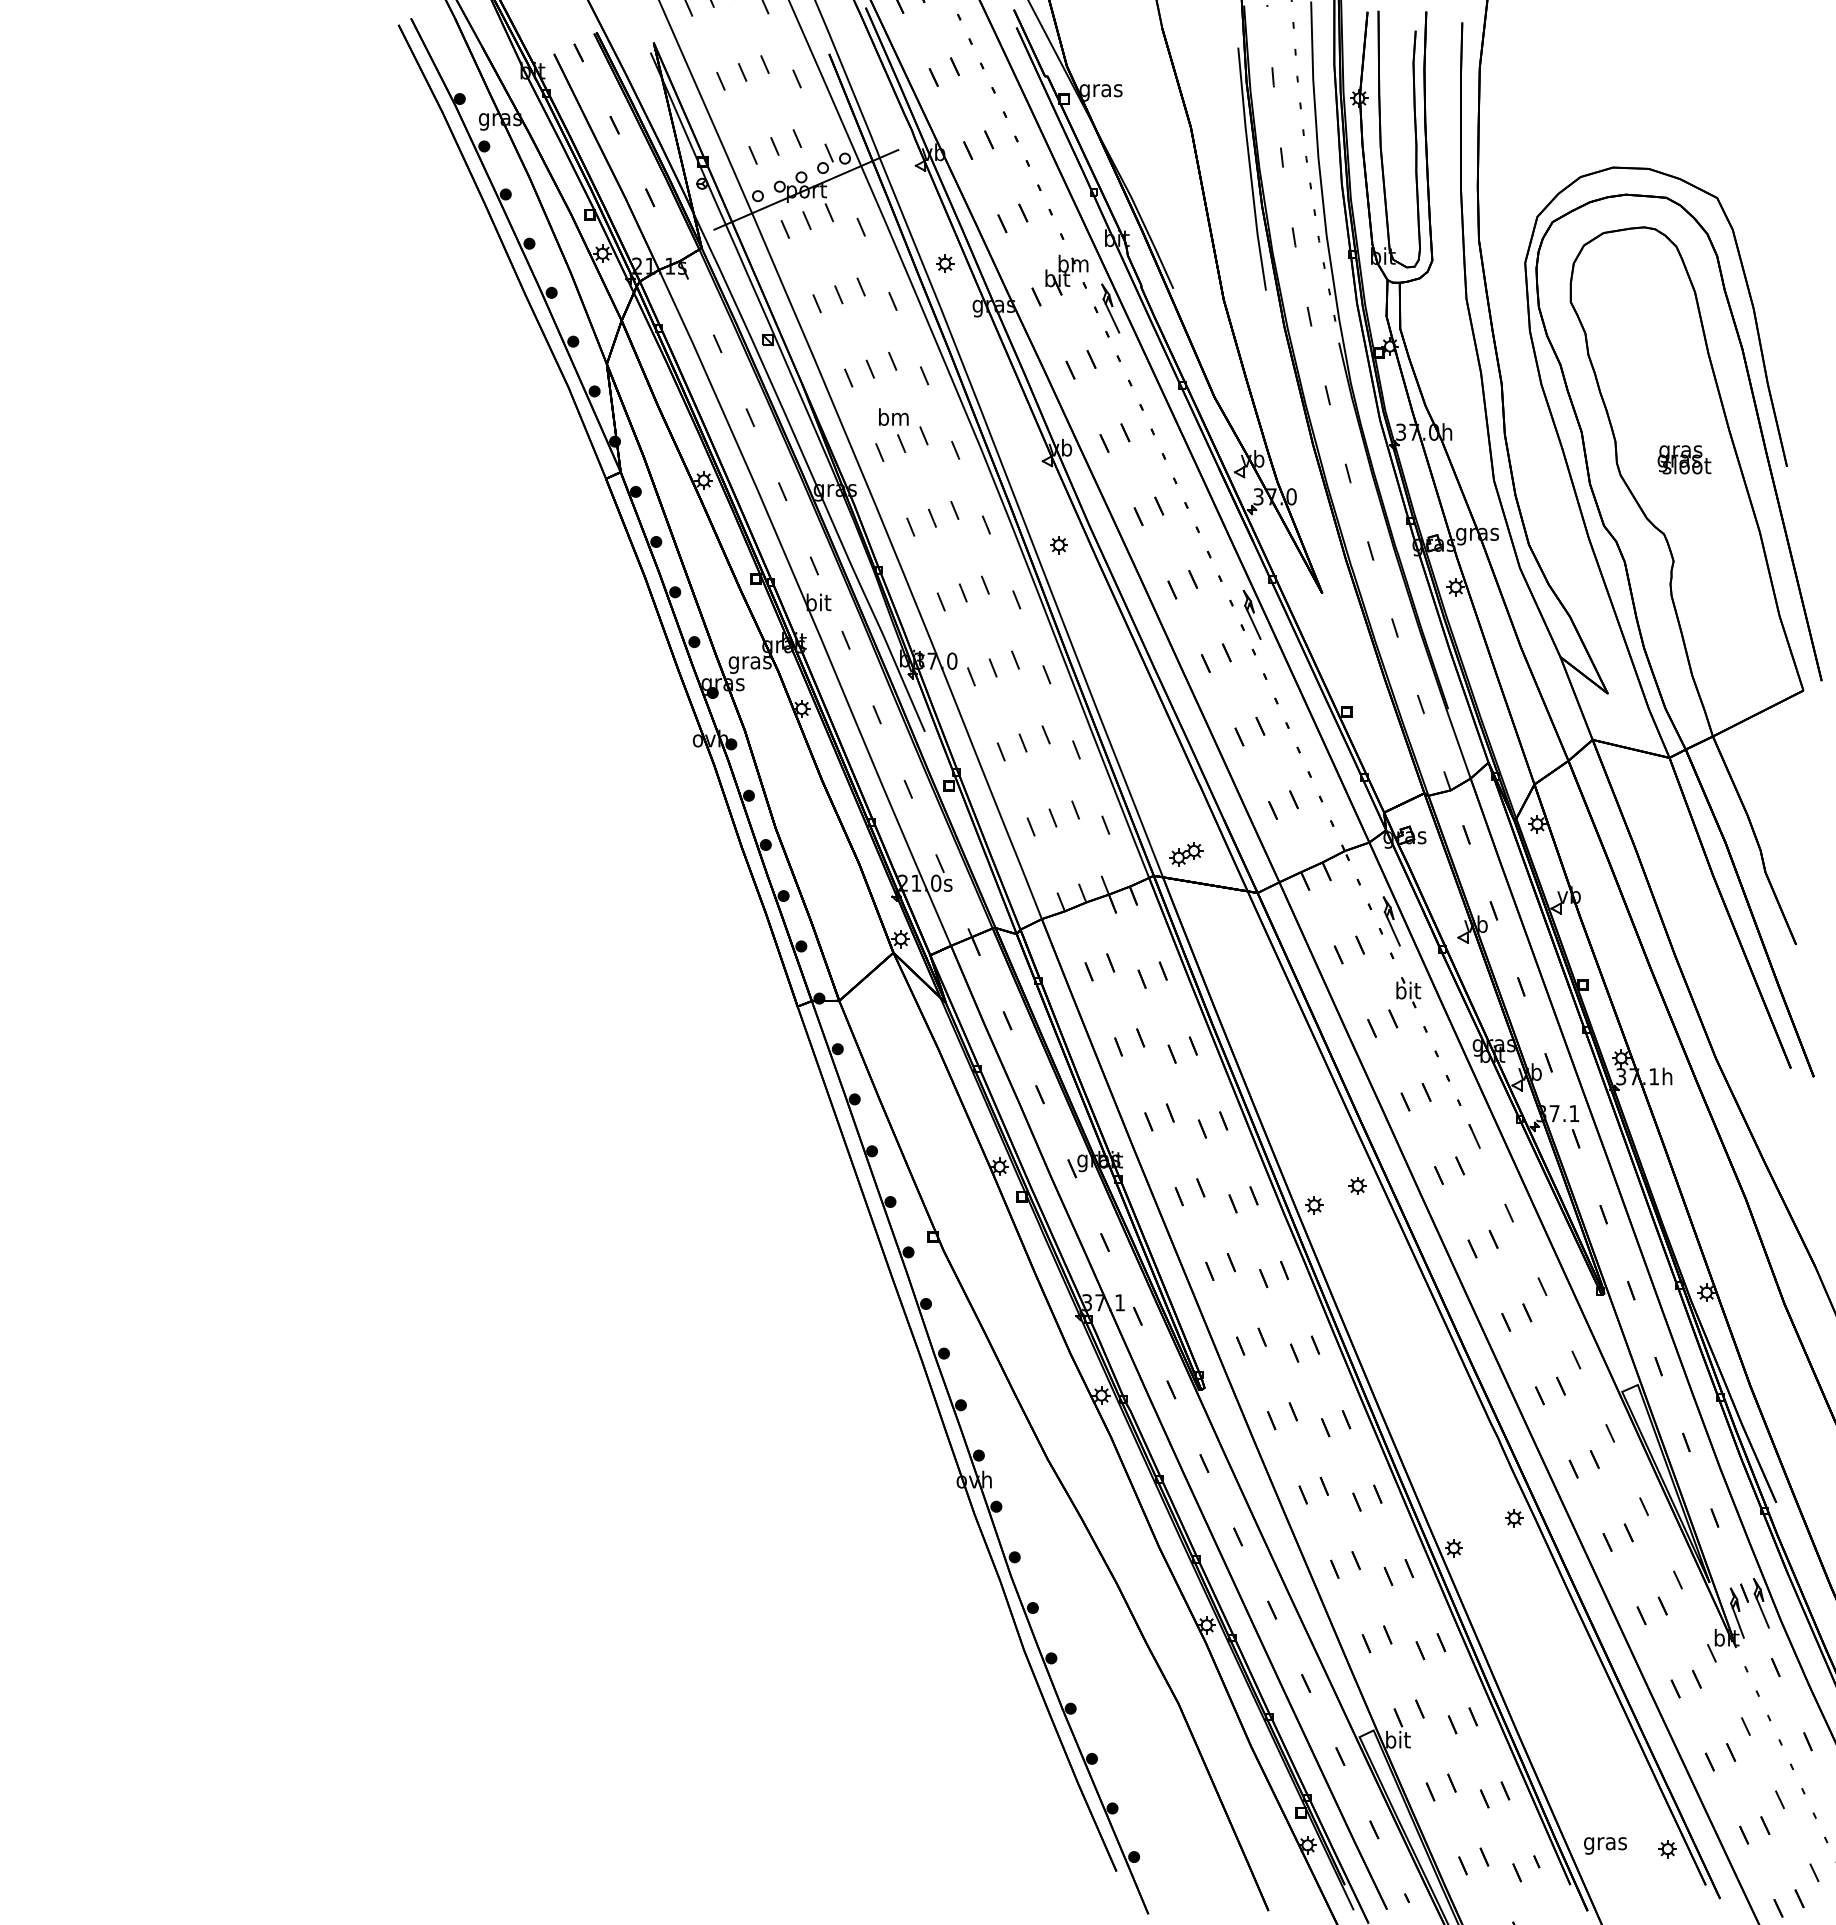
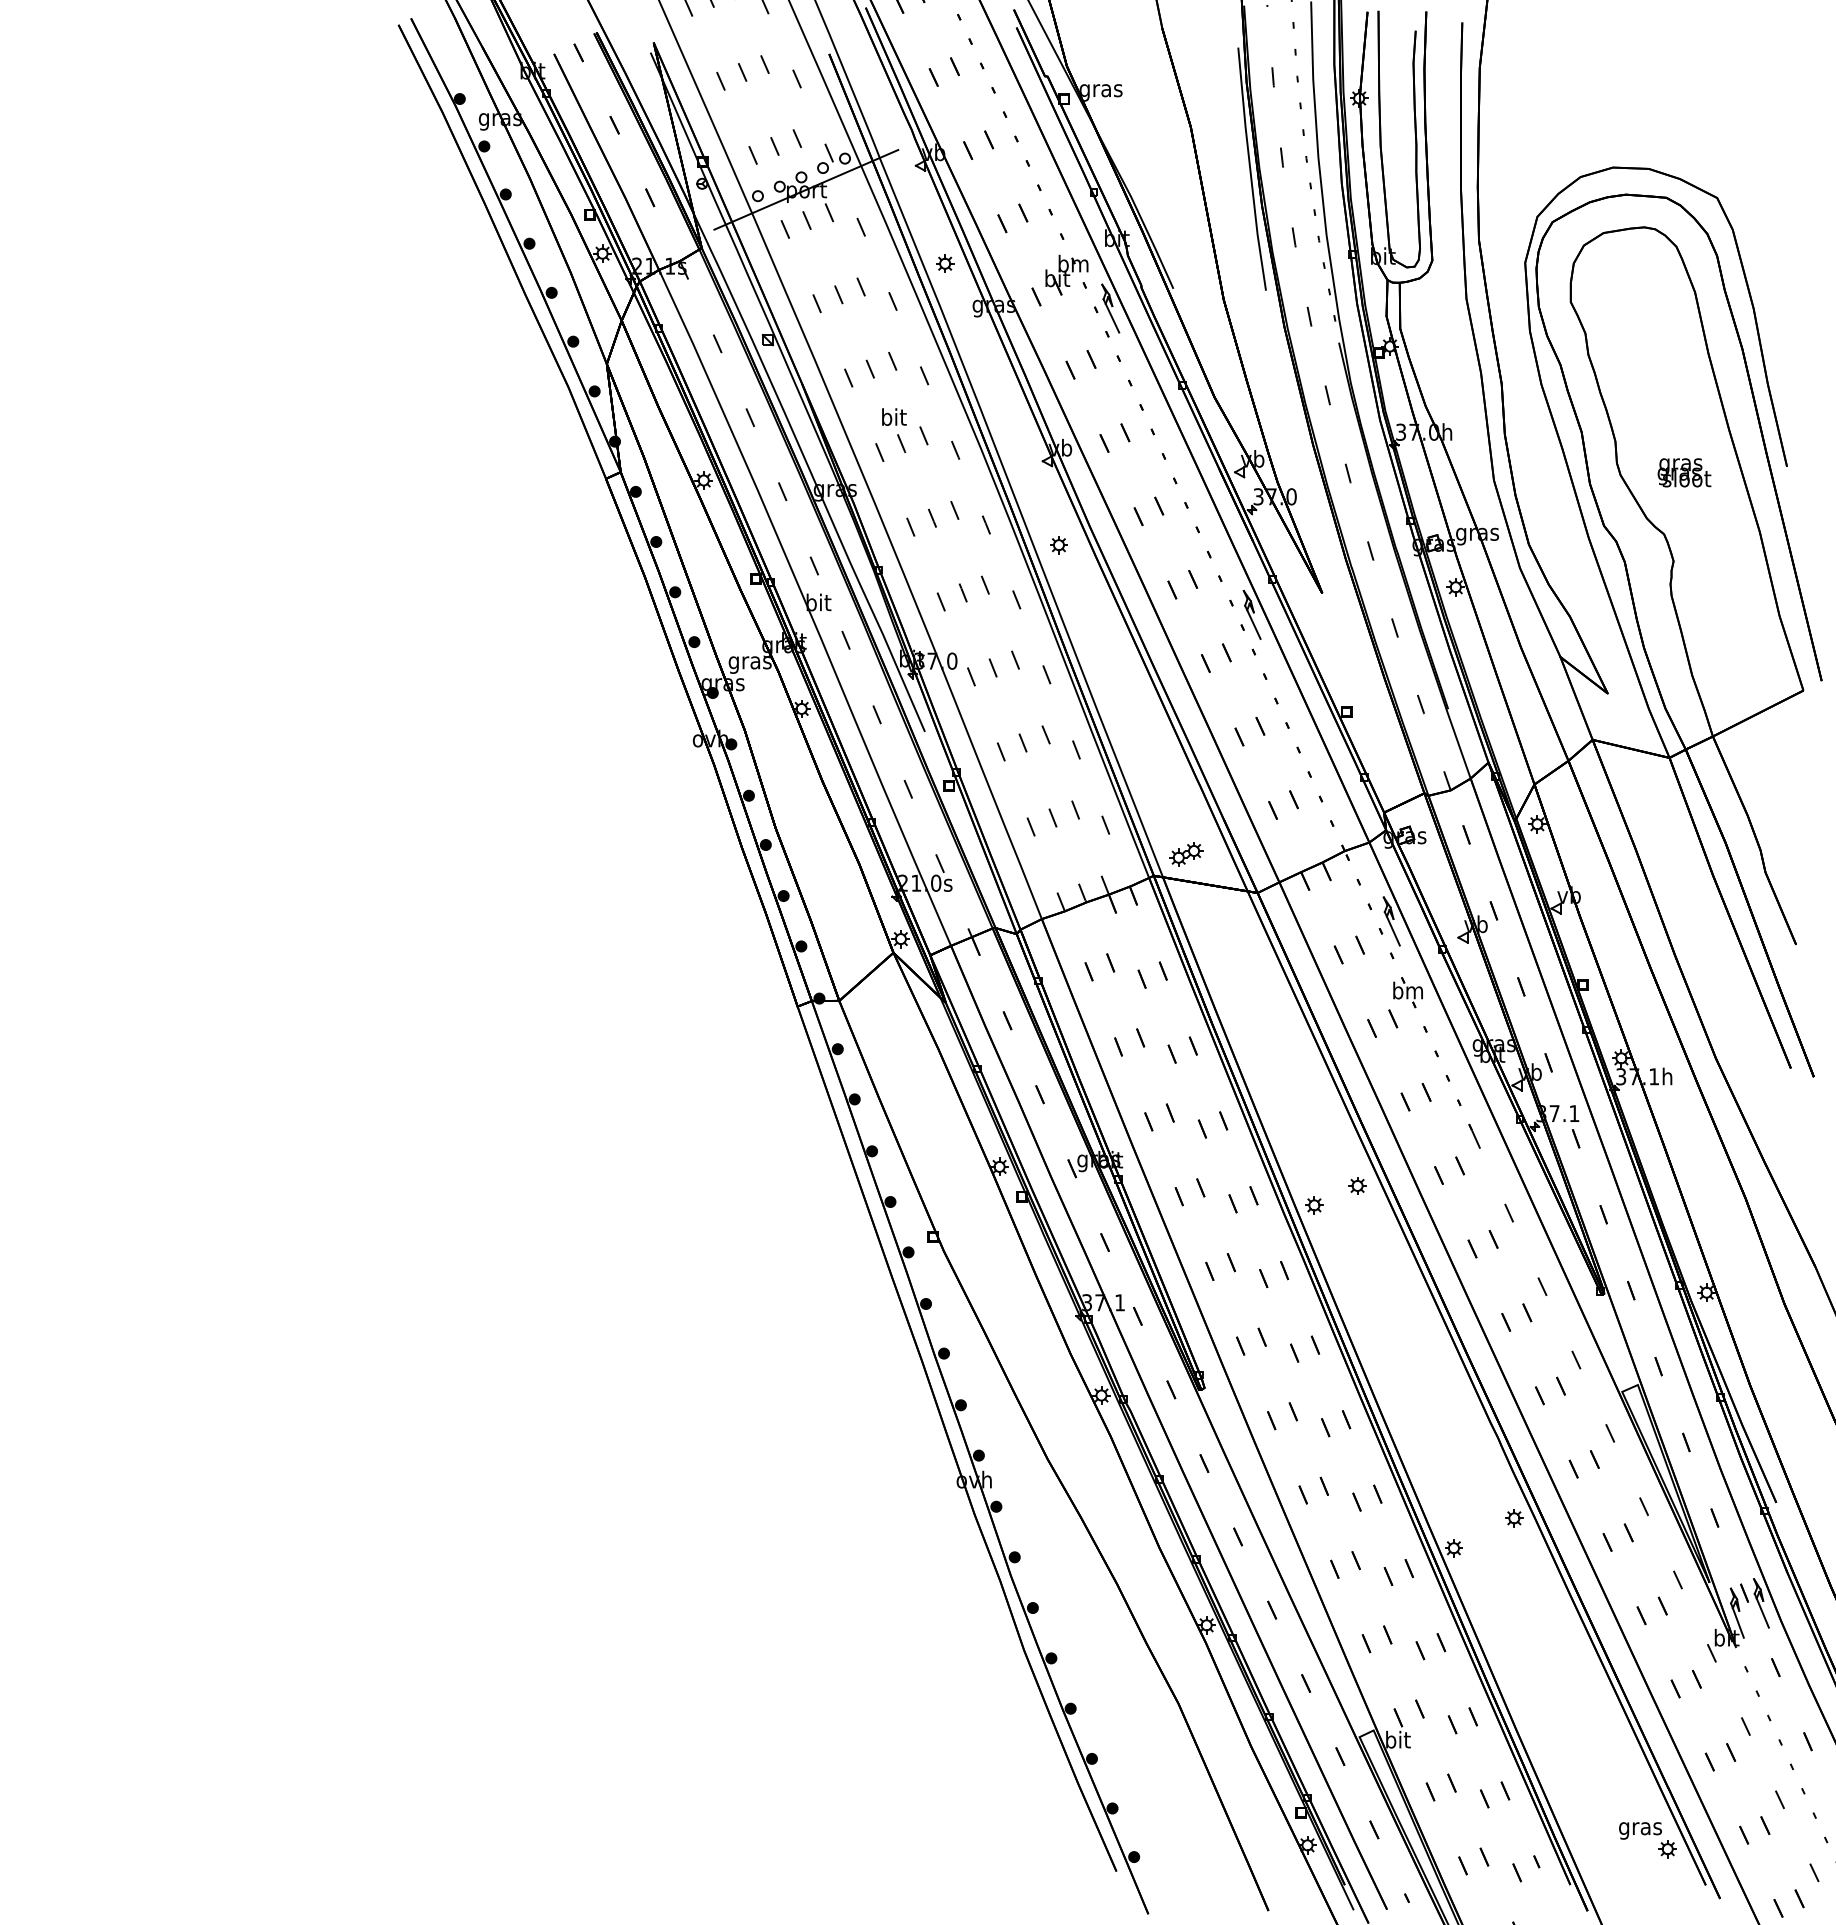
text: bm -> bit (893, 416)
text position: (1684, 459) -> (1684, 472) (1684, 472)
text: bit -> bm (1407, 990)
text position: (1605, 1845) -> (1640, 1830) (1640, 1830)
